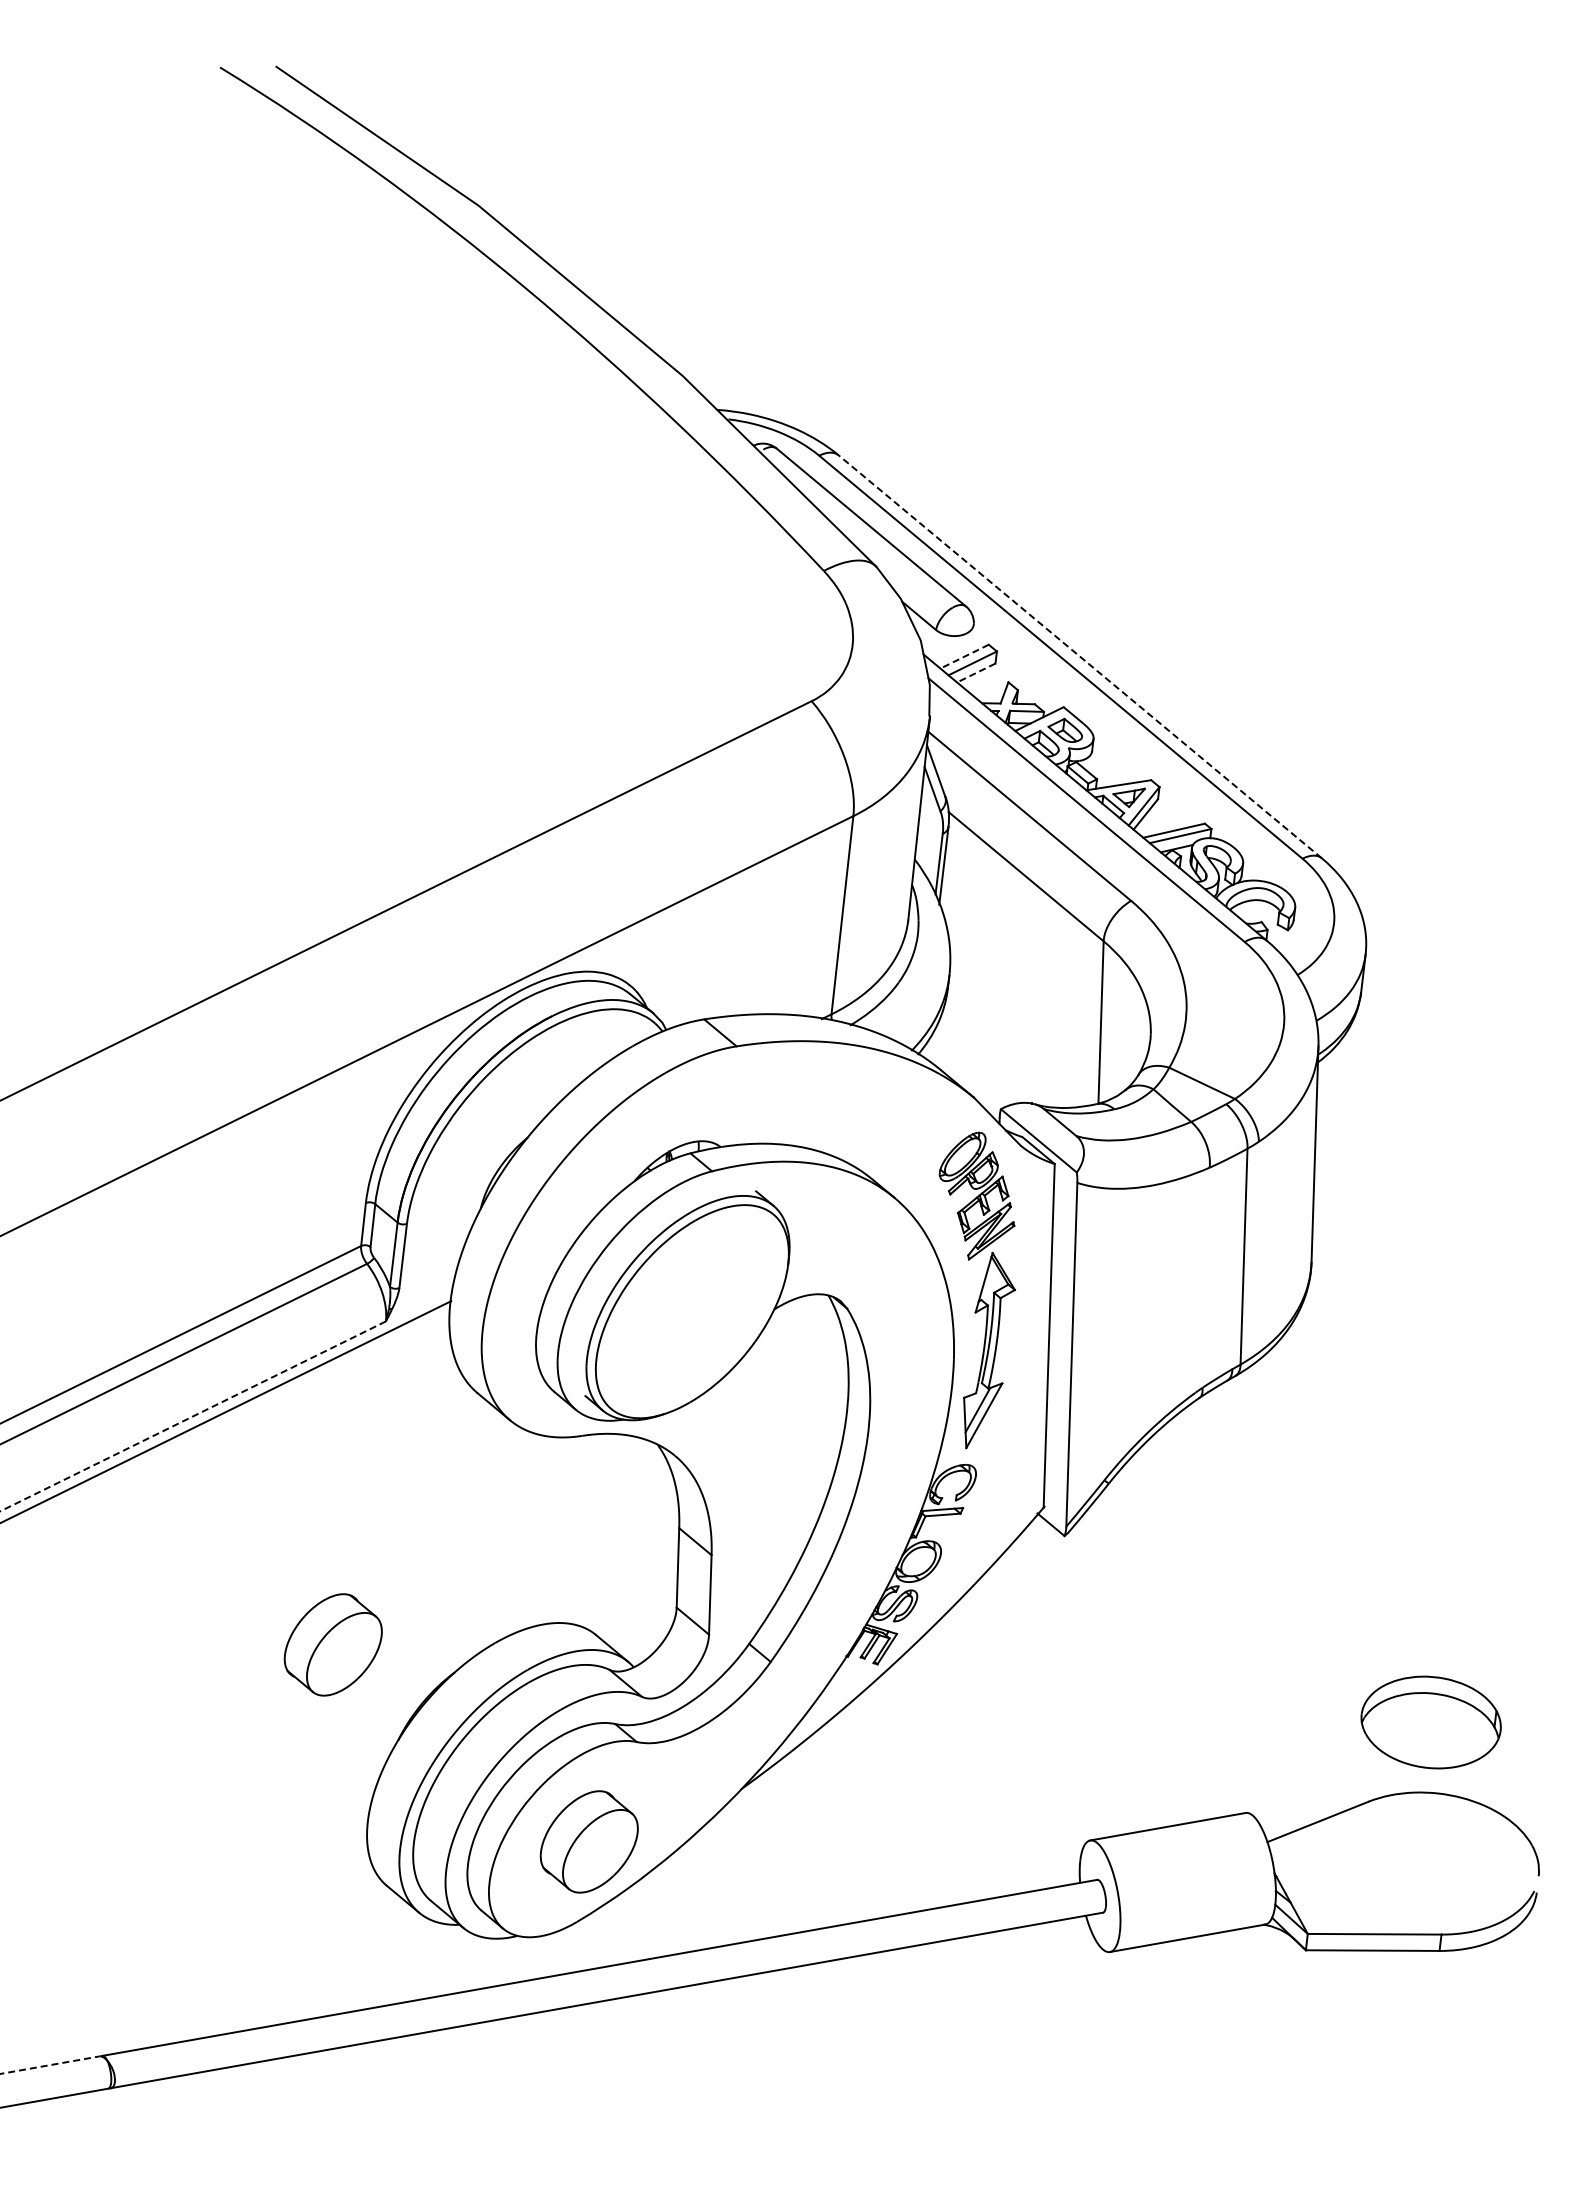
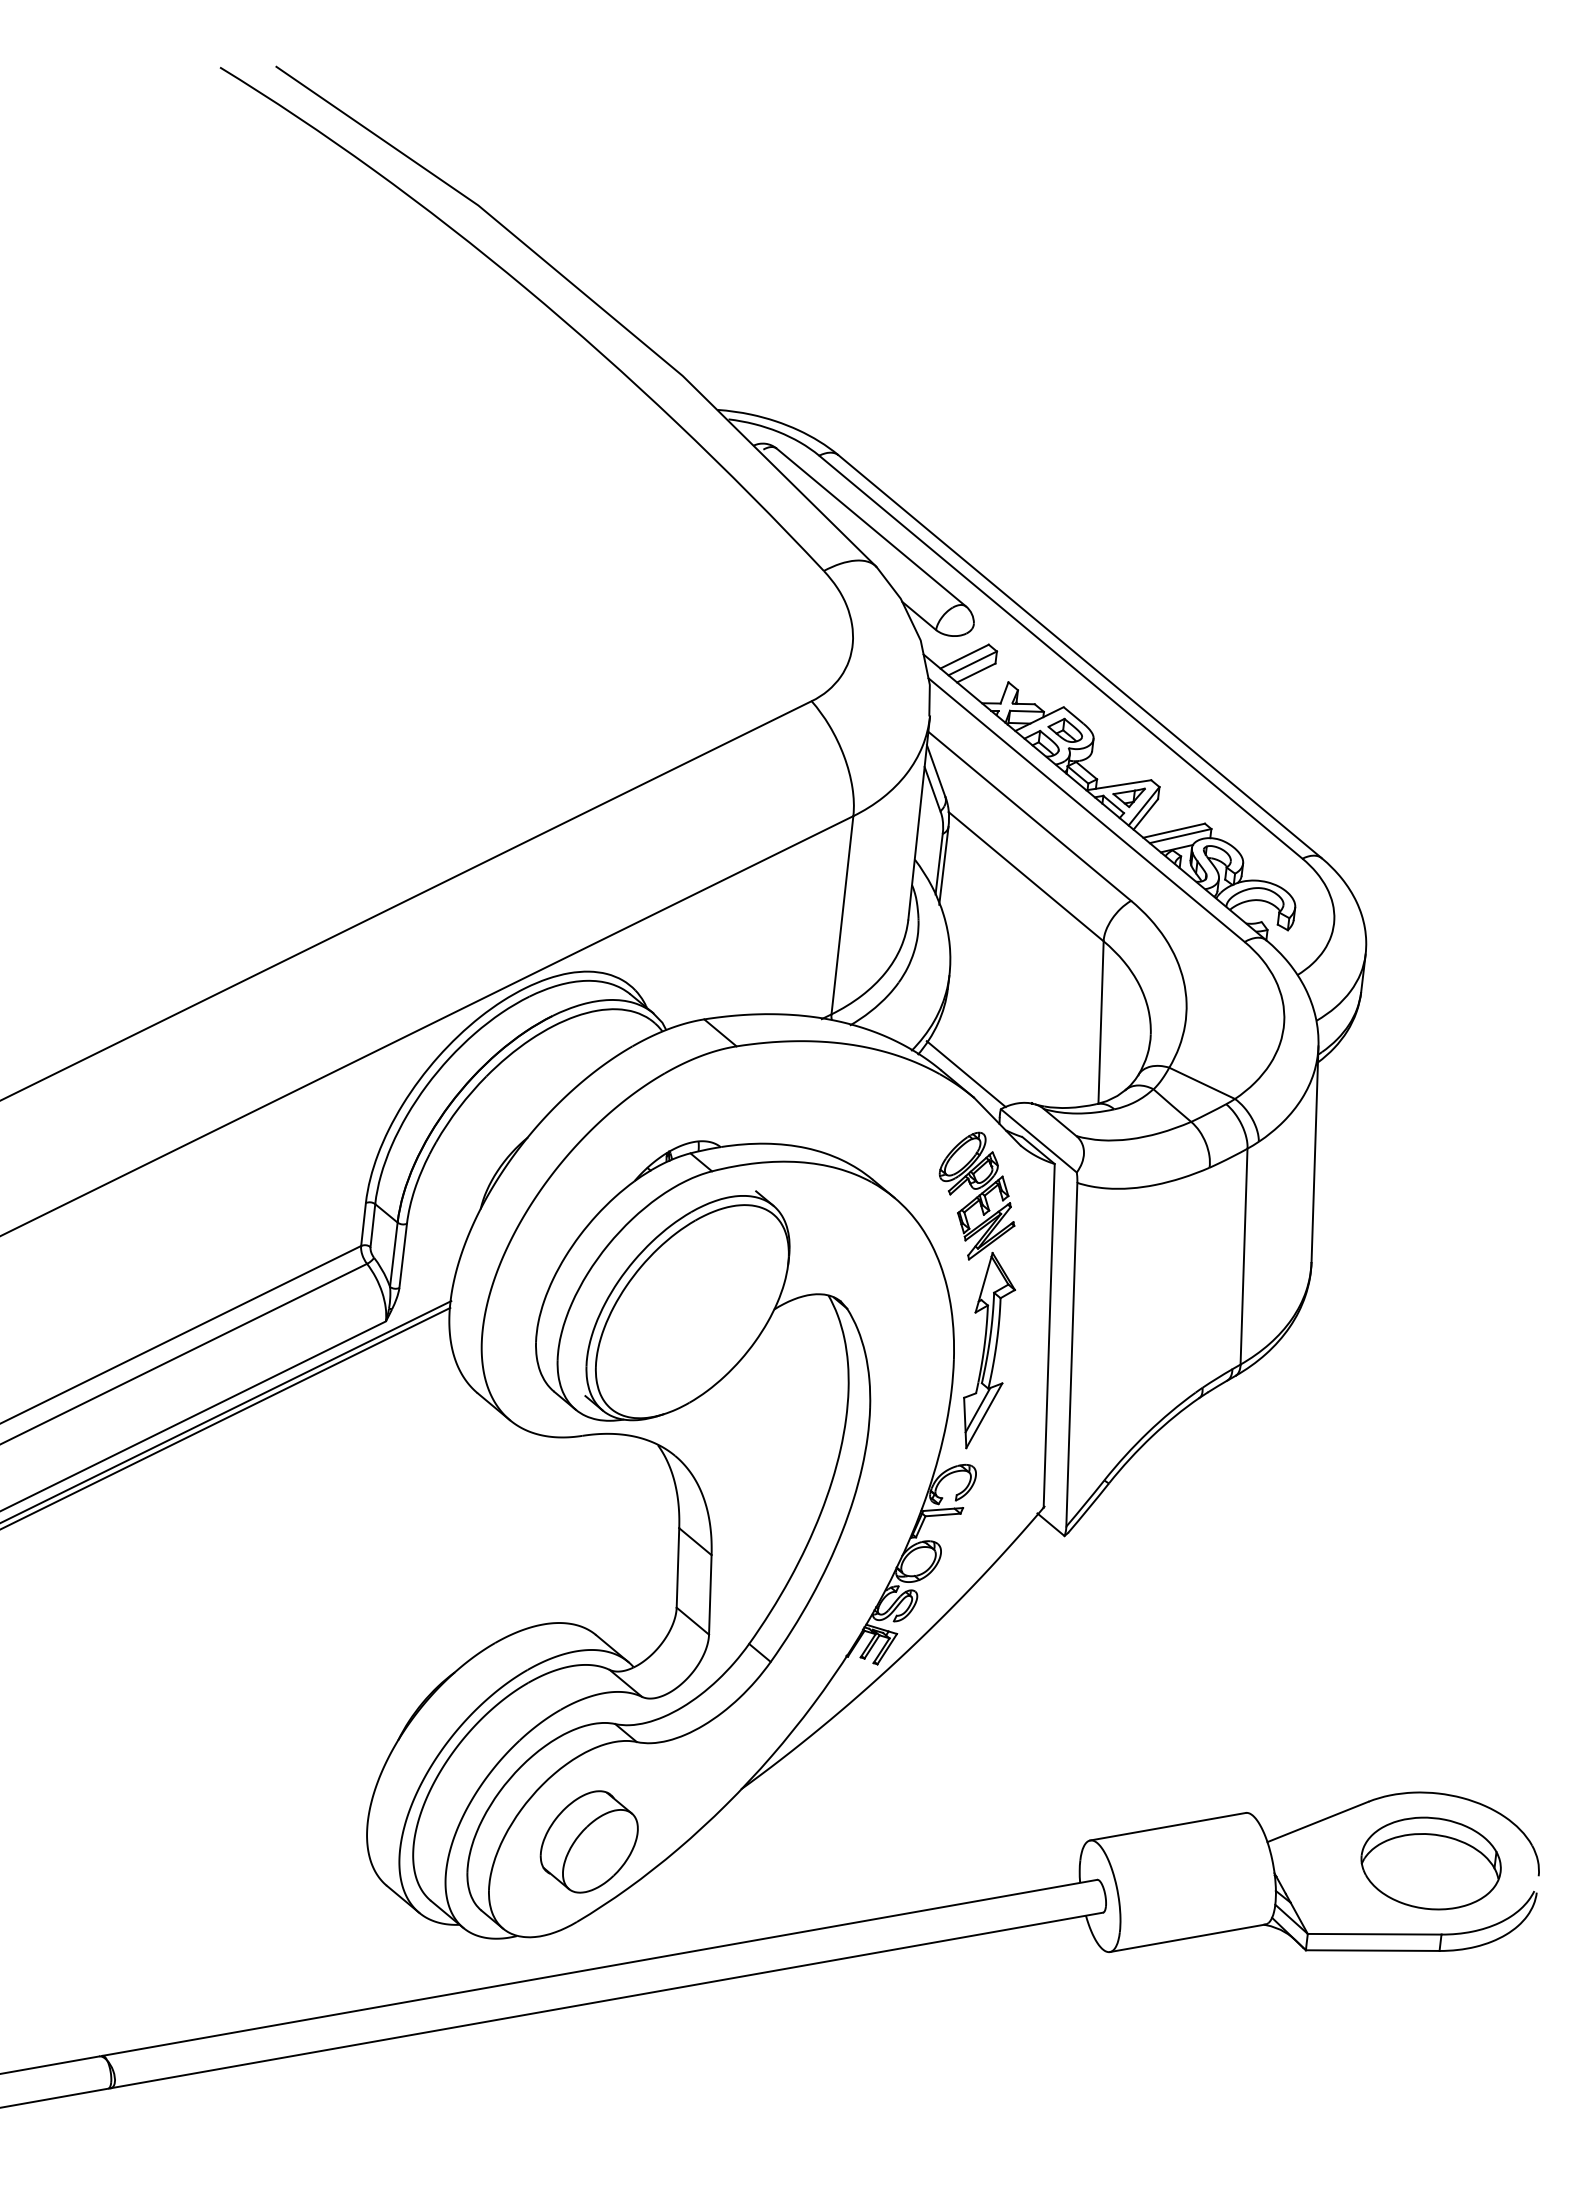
line: dashed -> solid (964, 656)
line: dashed -> solid (1080, 656)
line: dashed -> solid (975, 673)
line: none -> present (965, 1074)
line: dashed -> solid (193, 1416)
line: none -> present (226, 1417)
part: present -> none (332, 1644)
part position: (1430, 1722) -> (1430, 1863) (1430, 1863)
line: dashed -> solid (50, 2065)
